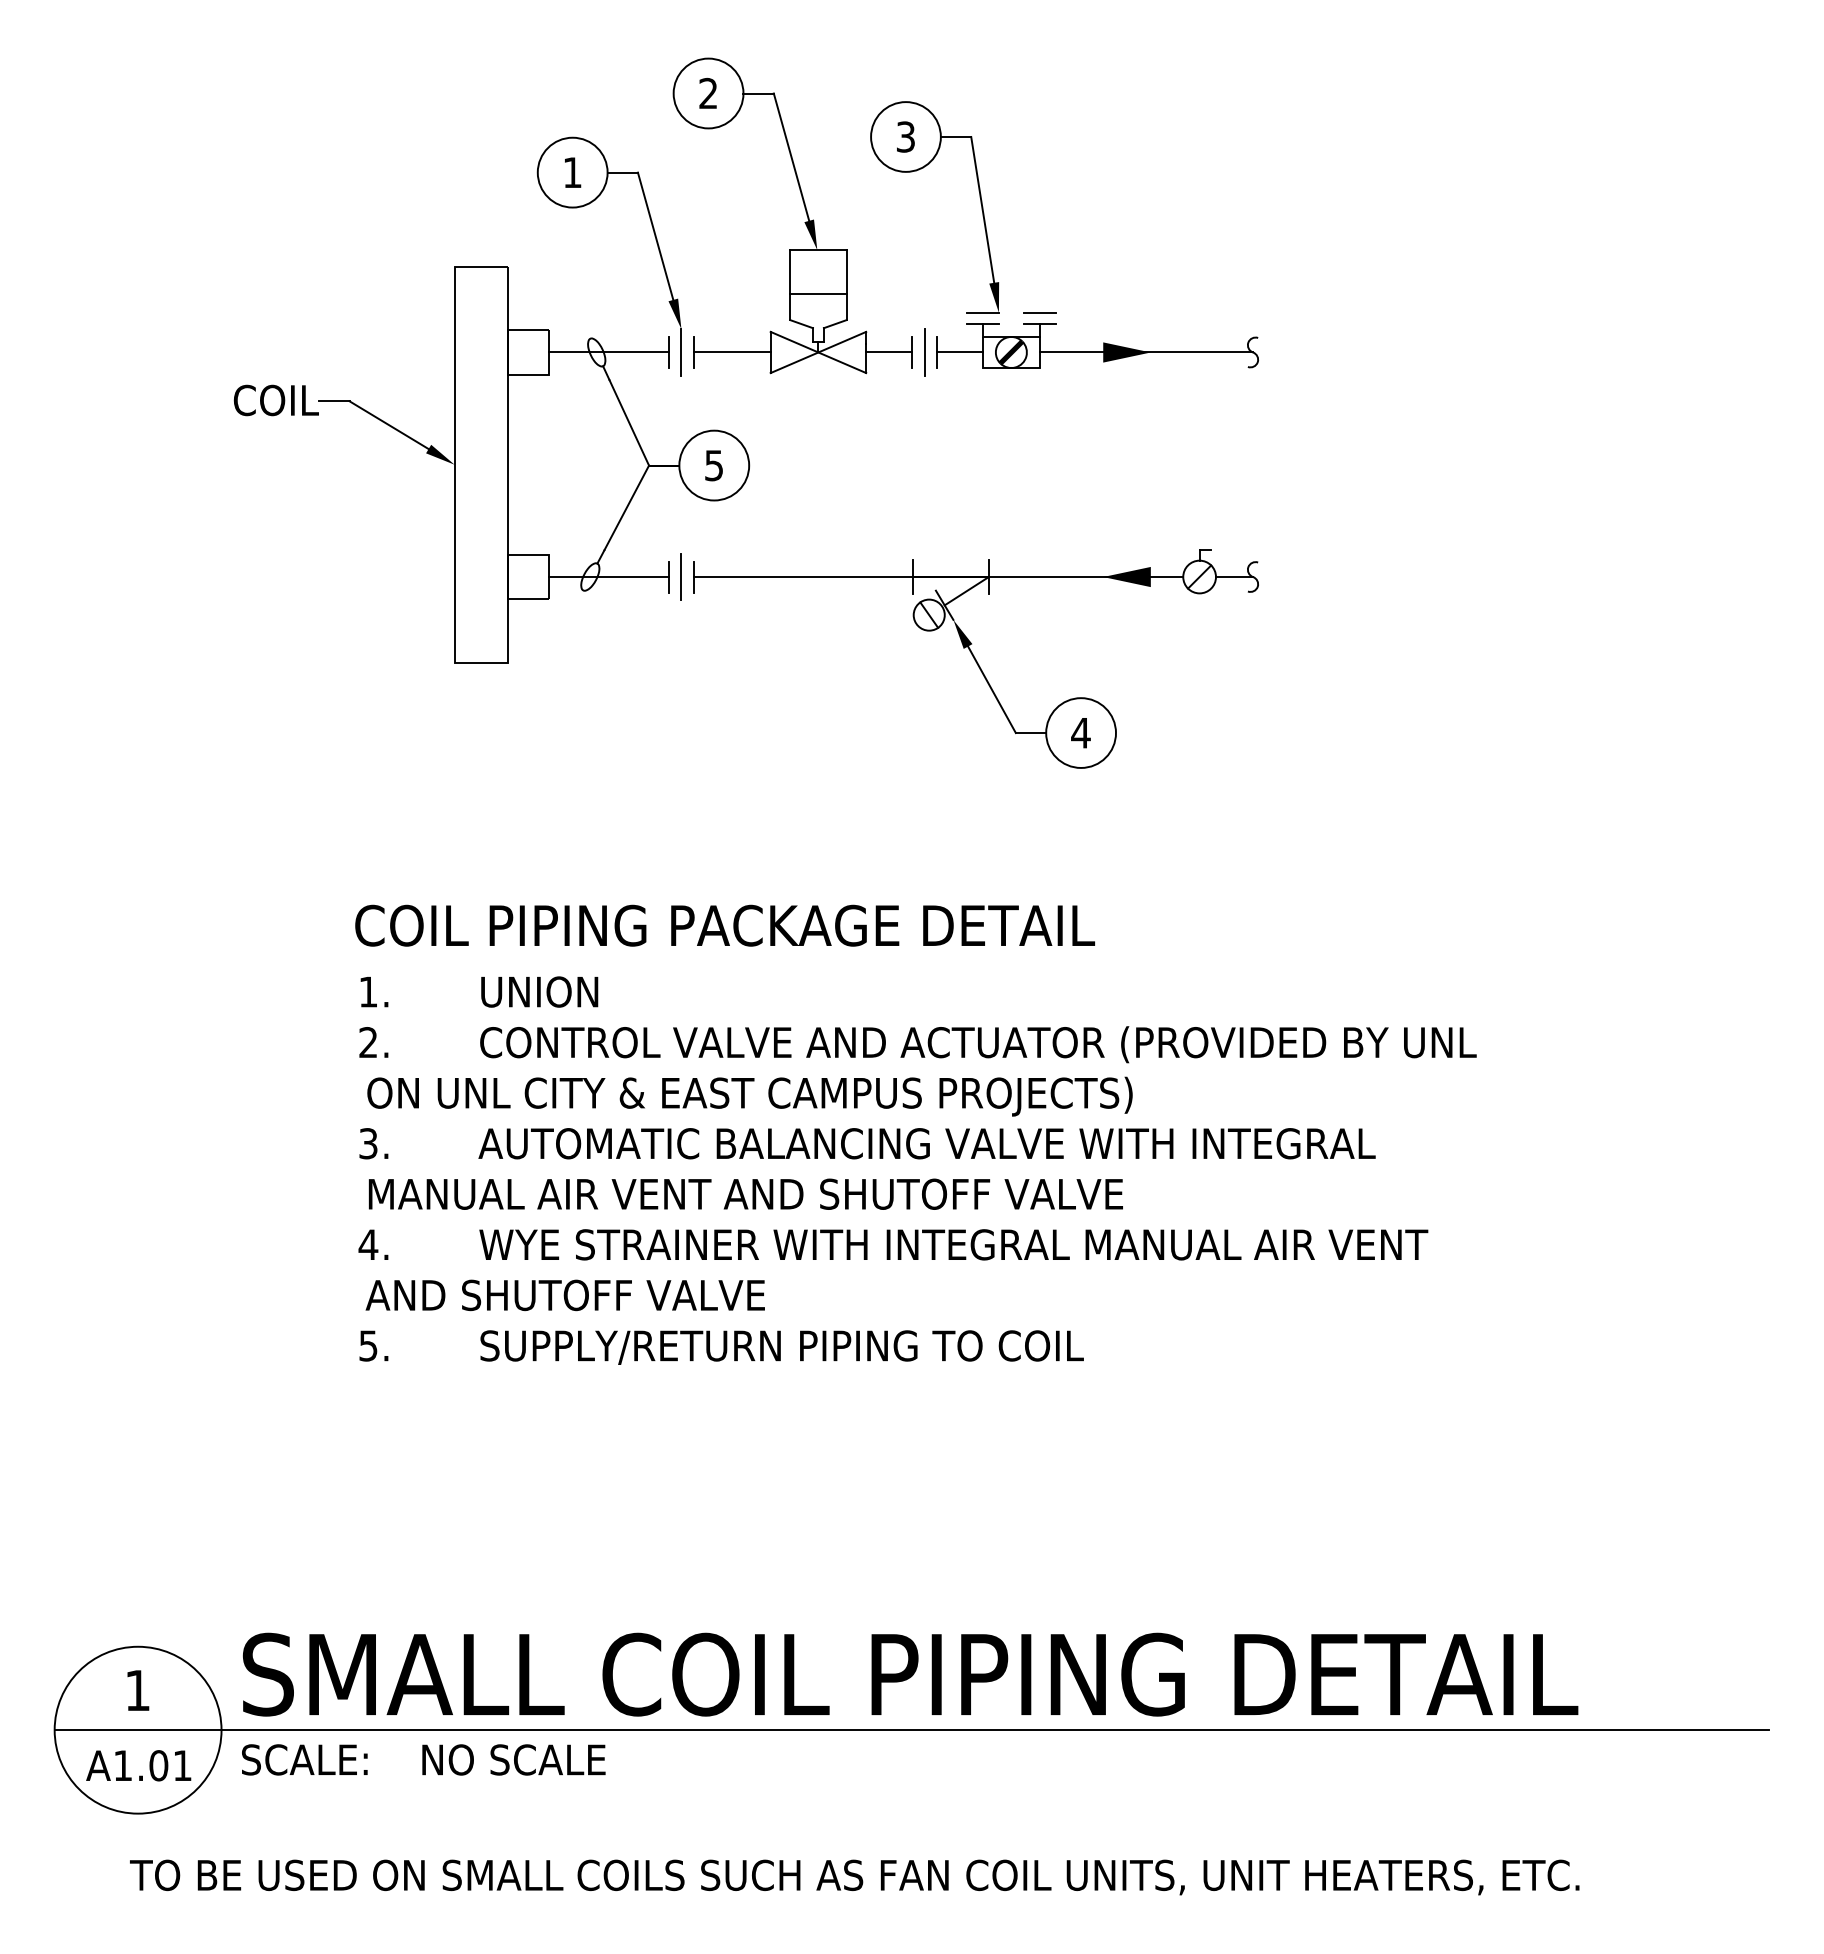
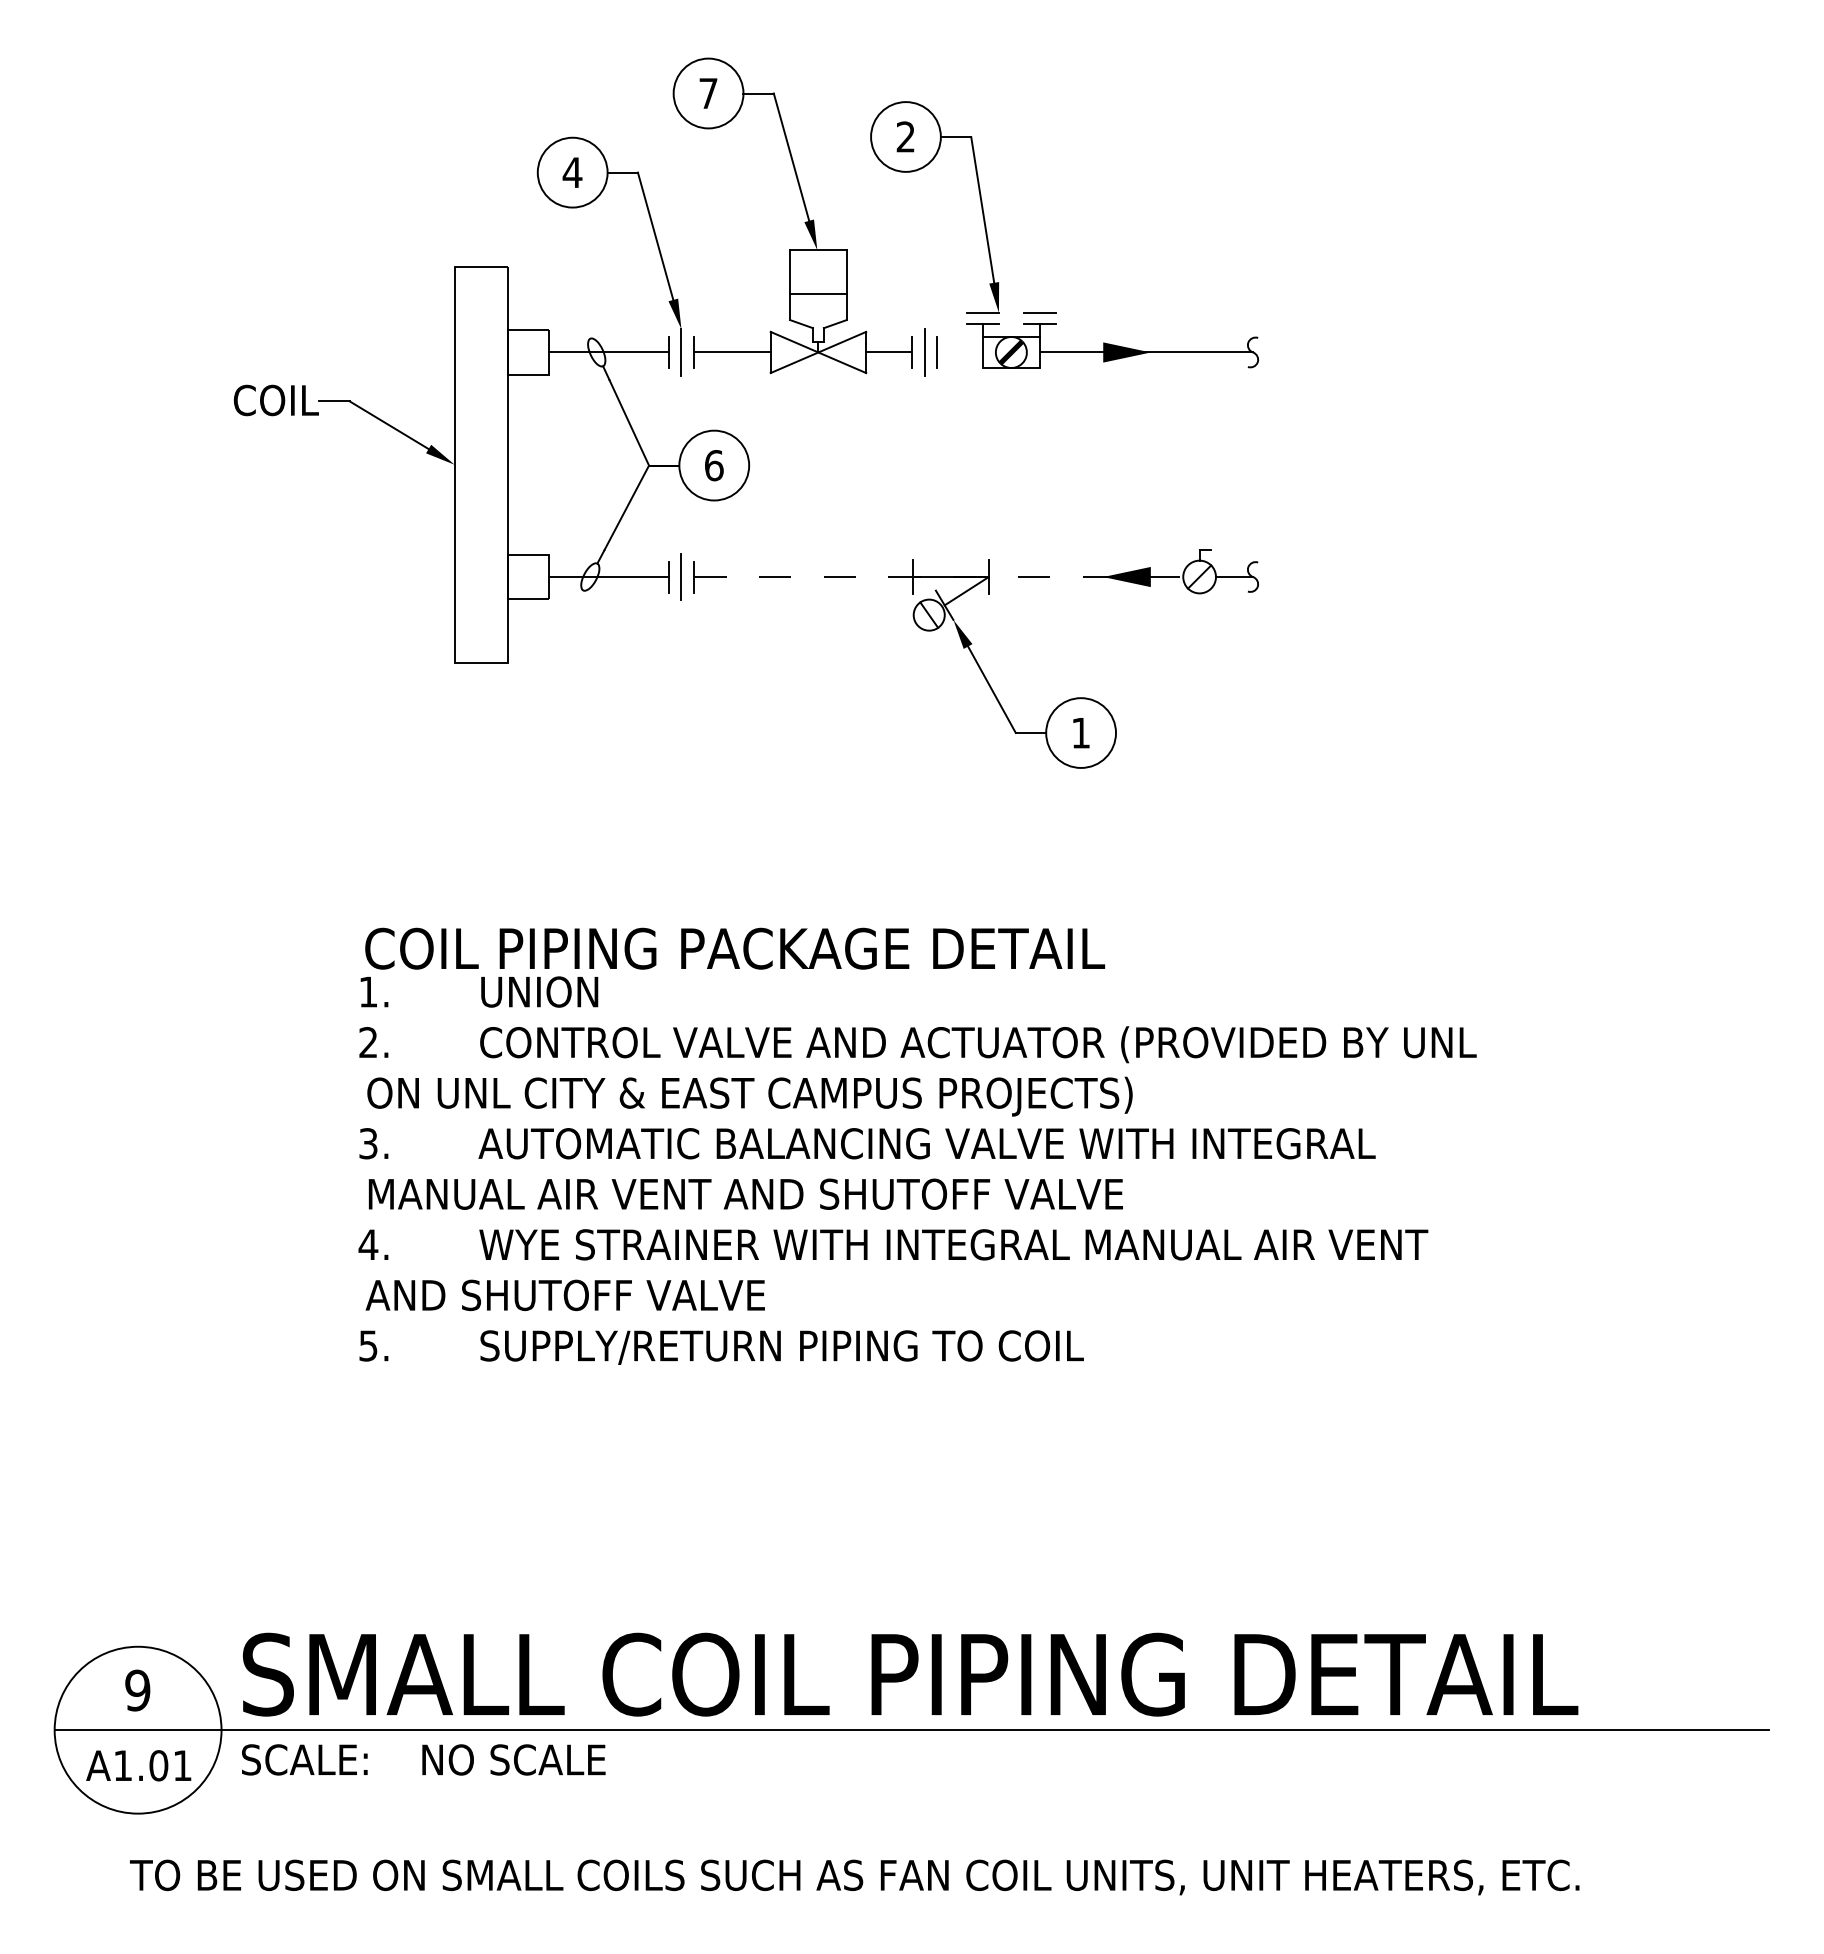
text: 2 -> 7 (708, 92)
text: 3 -> 2 (905, 136)
text: 1 -> 4 (572, 172)
line: present -> none (959, 352)
text: 5 -> 6 (714, 465)
line: solid -> dashed (939, 577)
text: 4 -> 1 (1080, 733)
text position: (724, 925) -> (734, 948) (734, 948)
text: 1 -> 9 (137, 1690)
